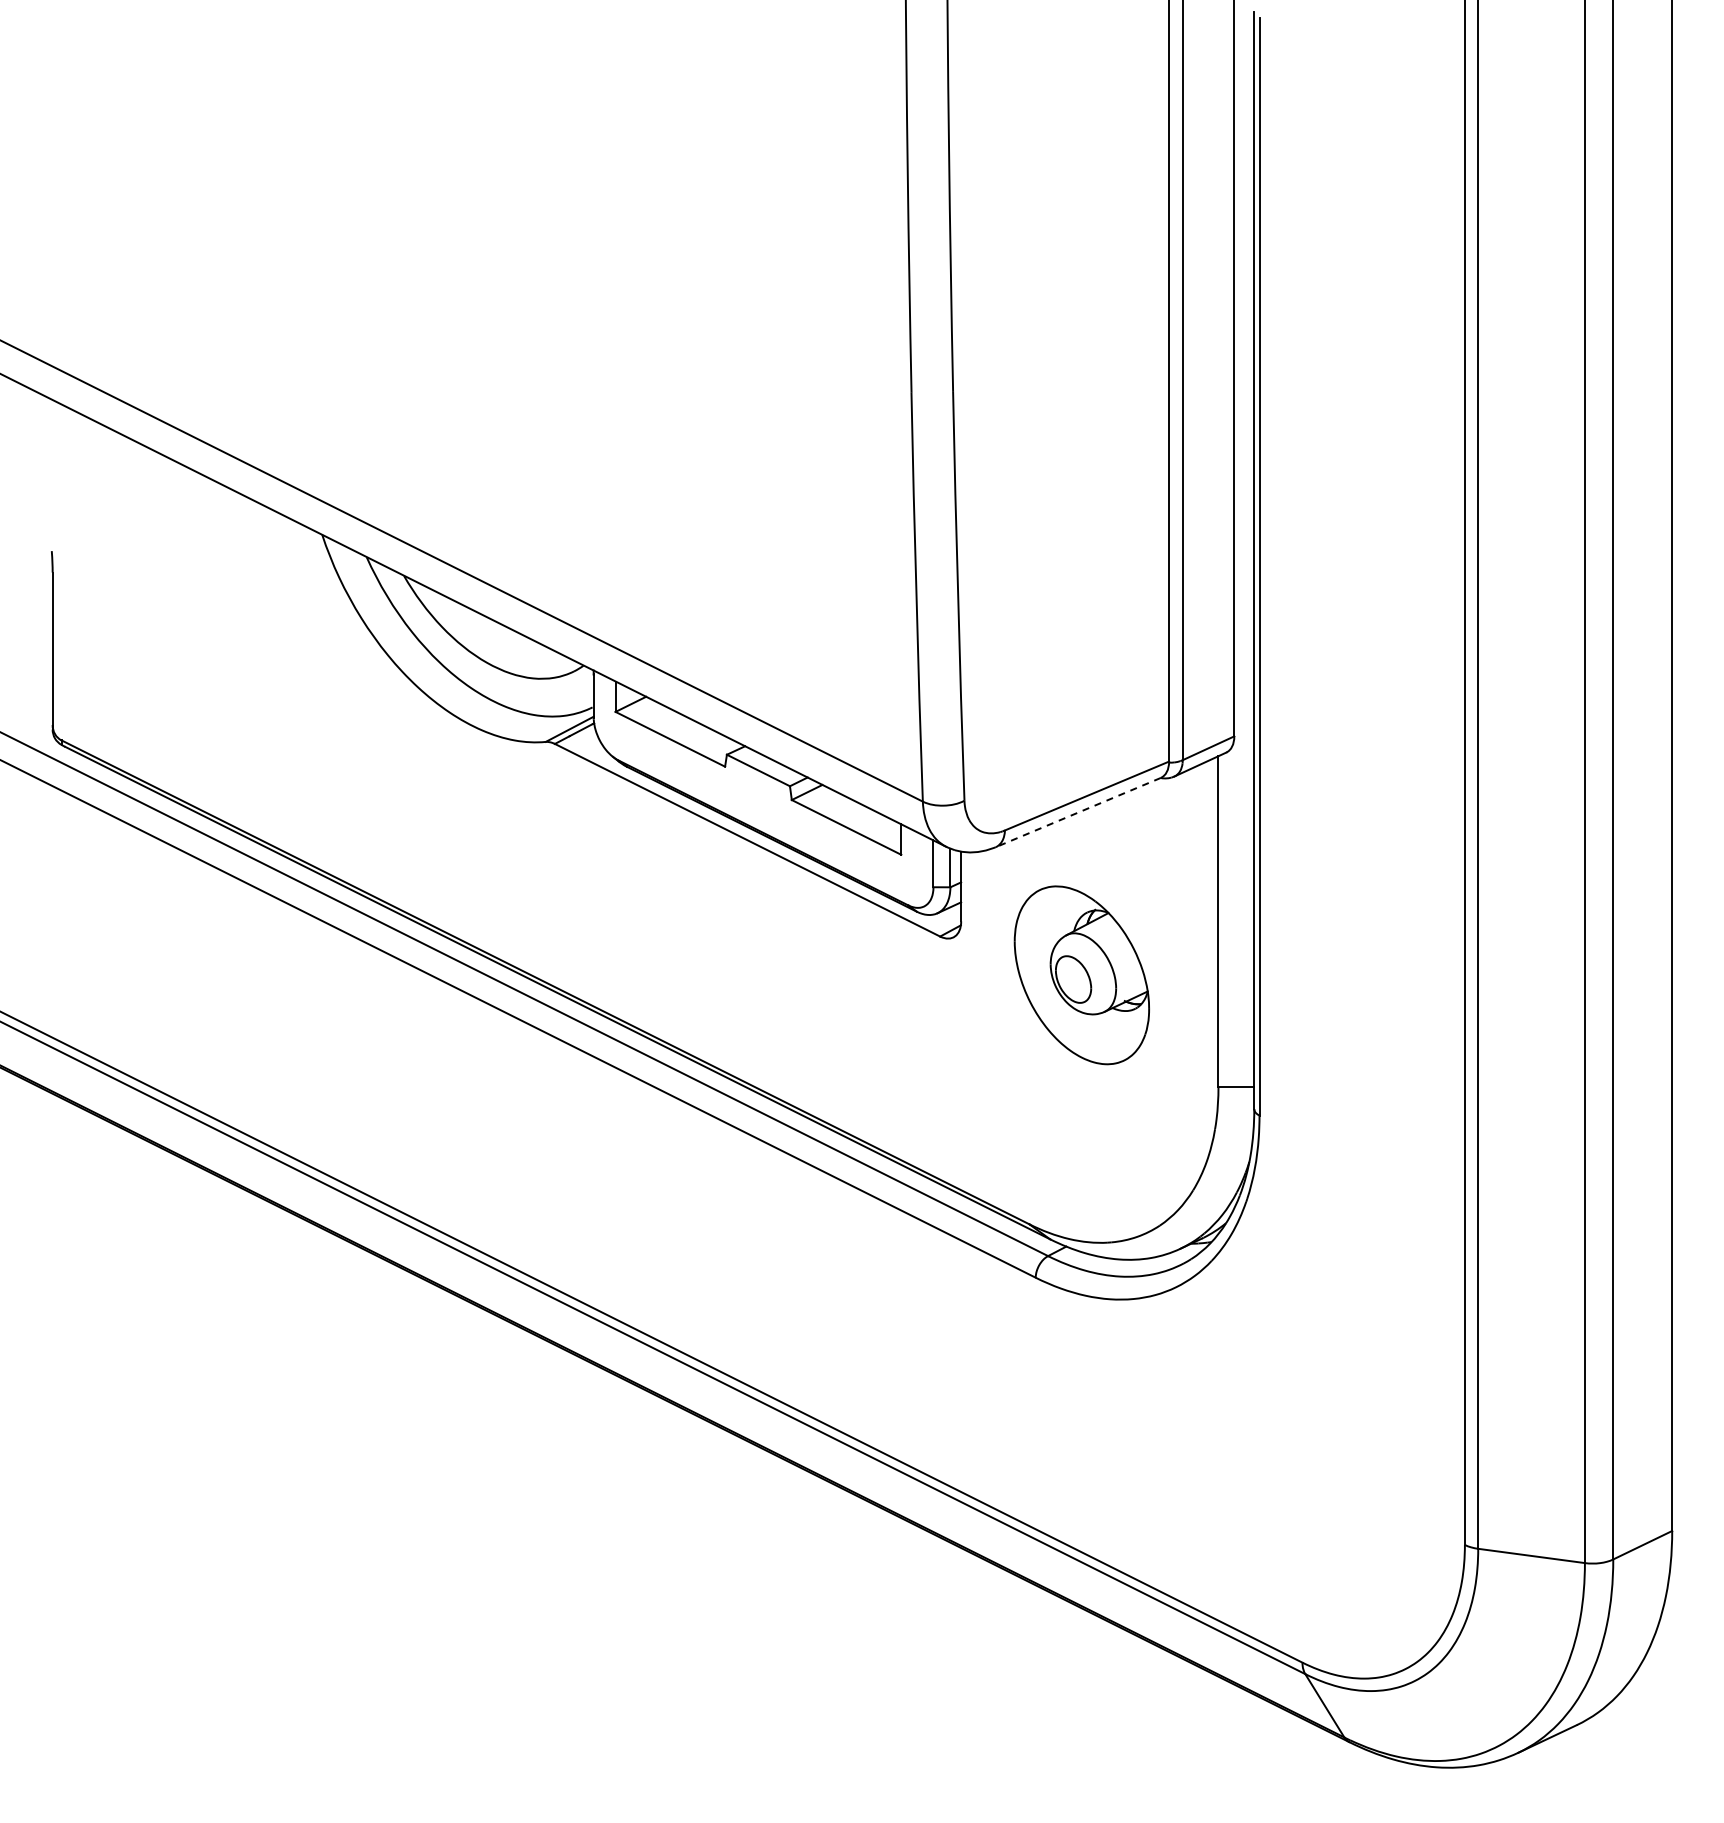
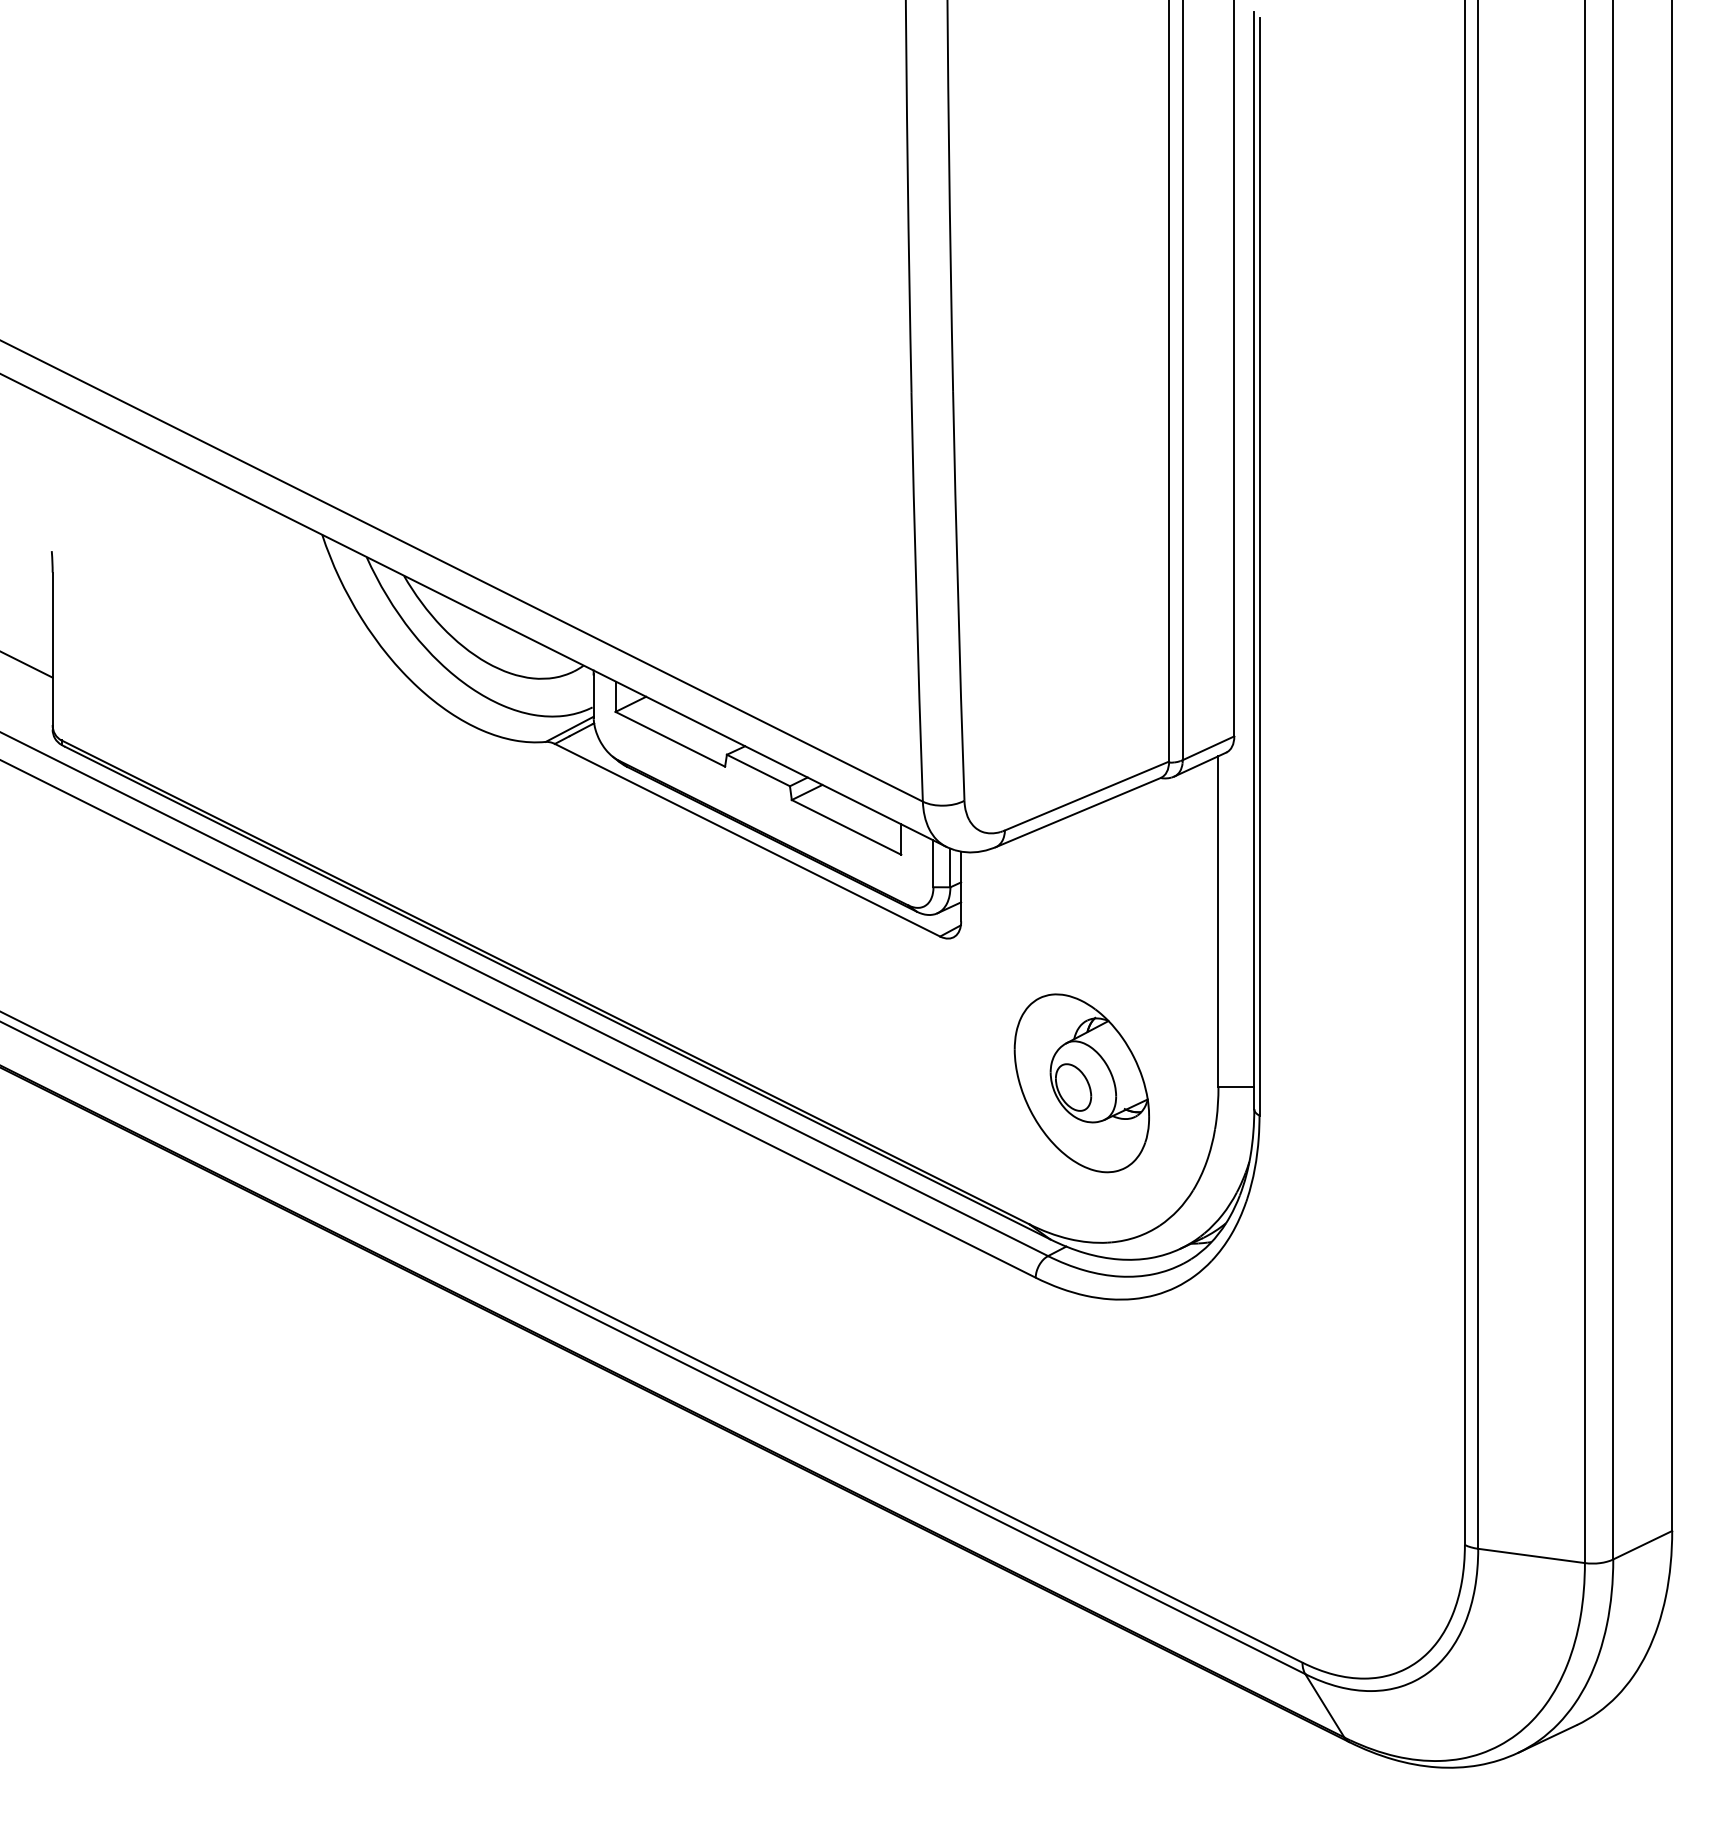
line: none -> present (27, 664)
line: dashed -> solid (1077, 812)
part position: (1081, 975) -> (1081, 1083) (1081, 1083)
